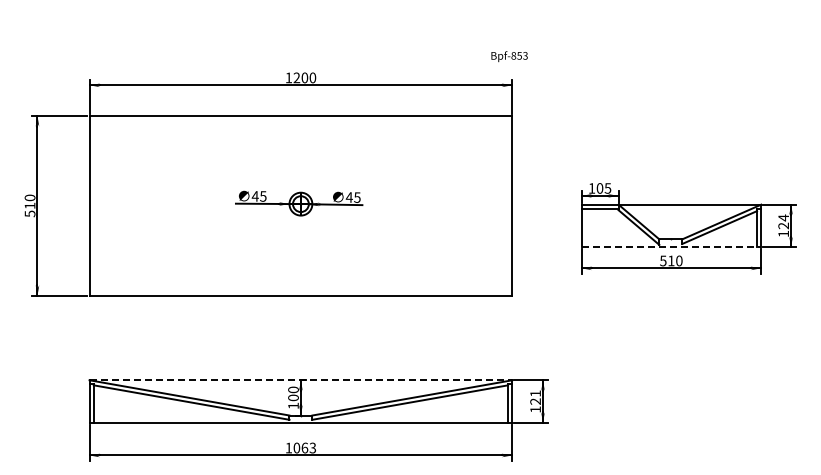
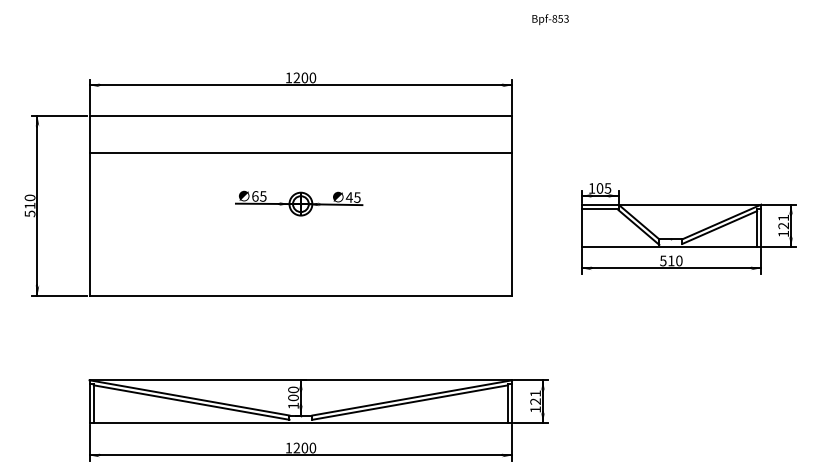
text position: (509, 56) -> (550, 19) (550, 19)
line: none -> present (300, 153)
text: 45 -> 65 (254, 196)
text: 124 -> 121 (783, 217)
line: dashed -> solid (671, 247)
line: dashed -> solid (301, 380)
text: 1063 -> 1200 (304, 447)
